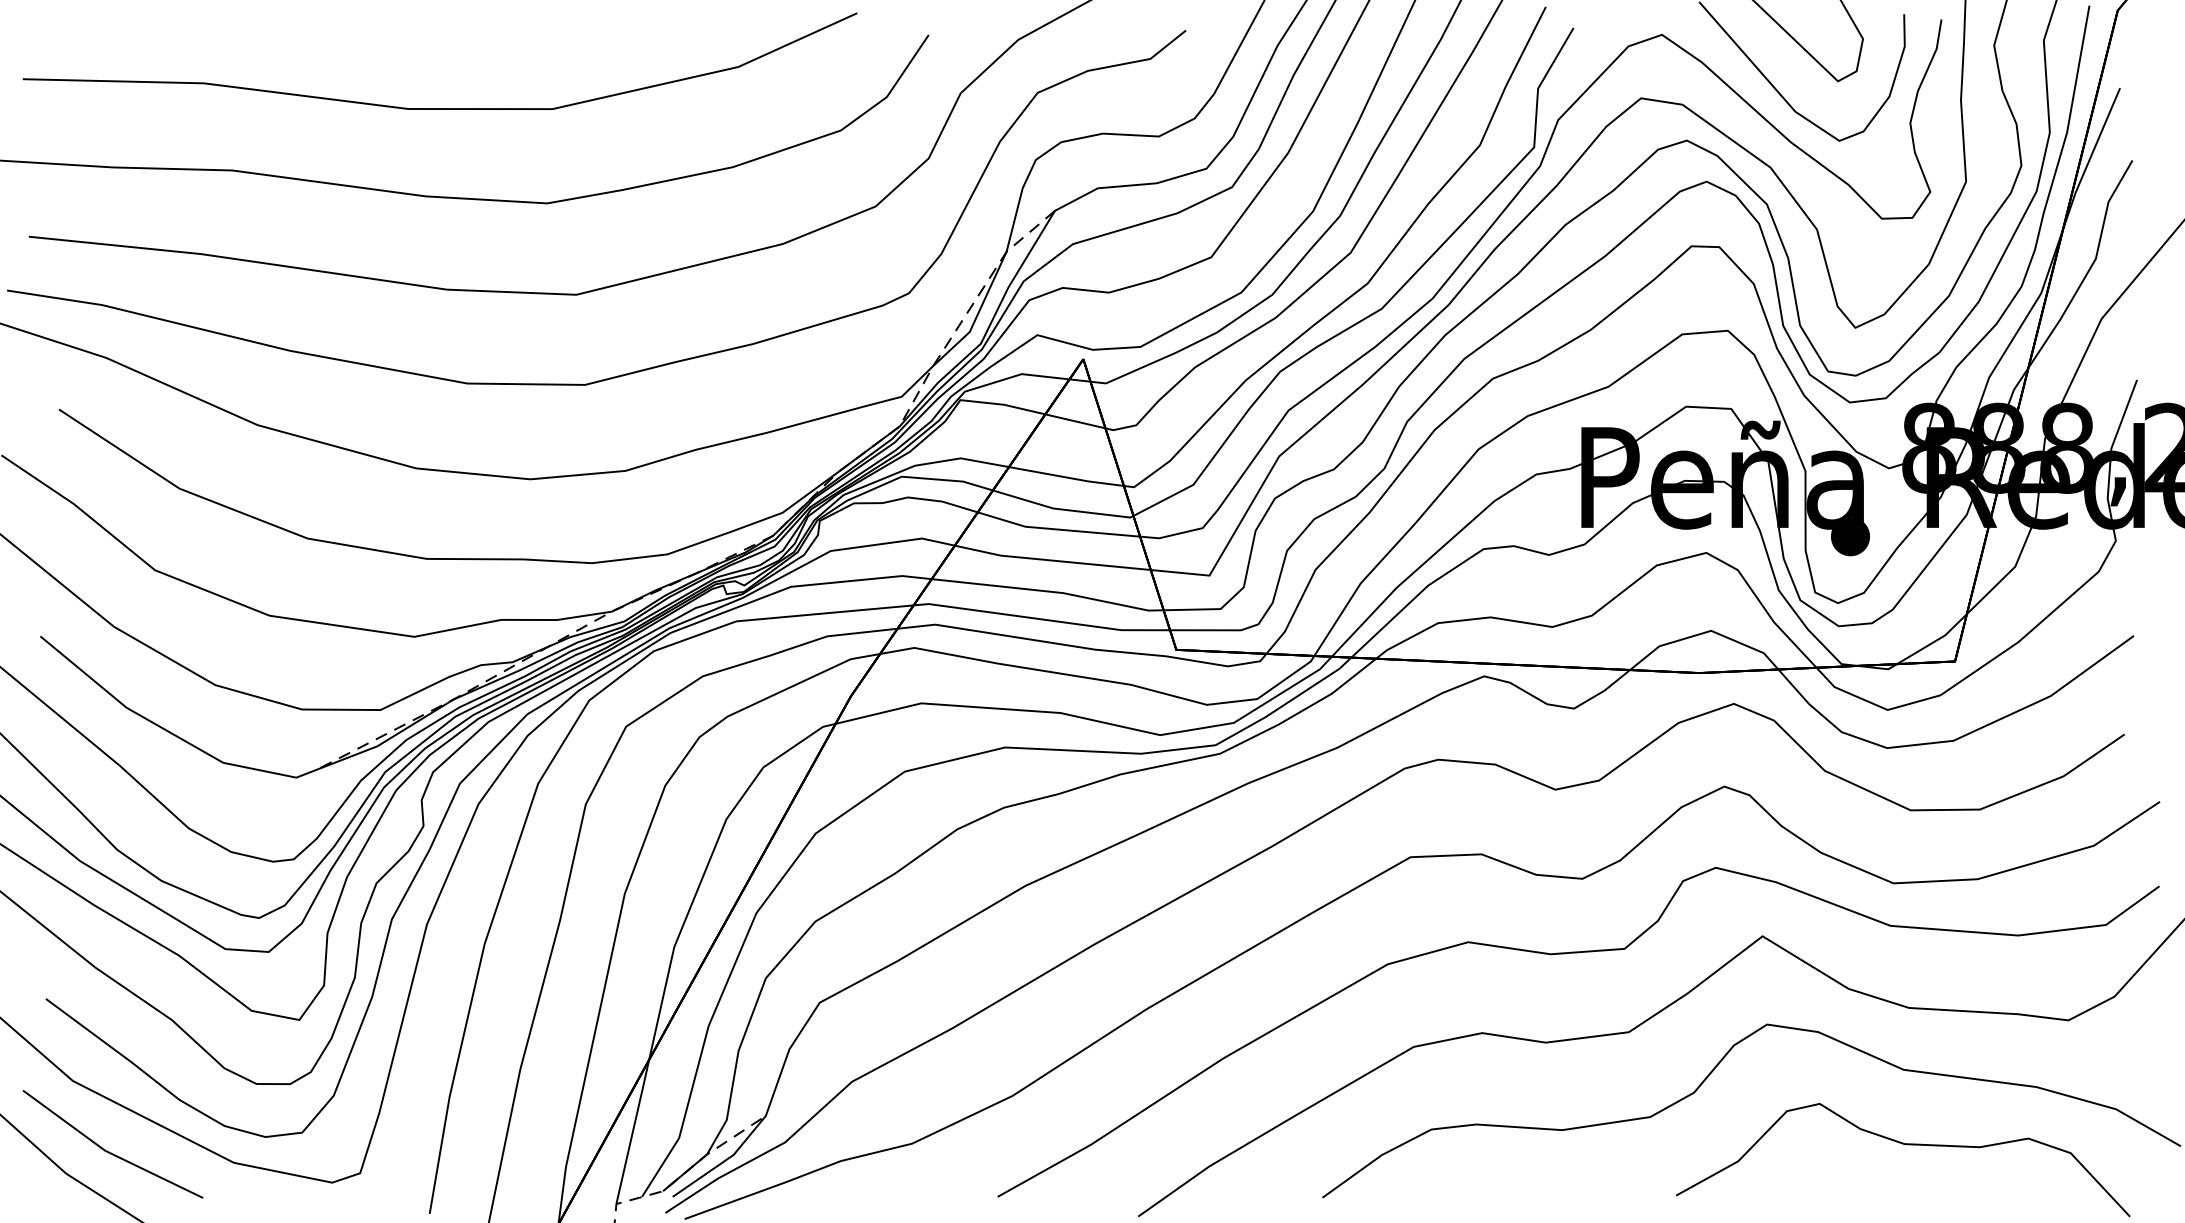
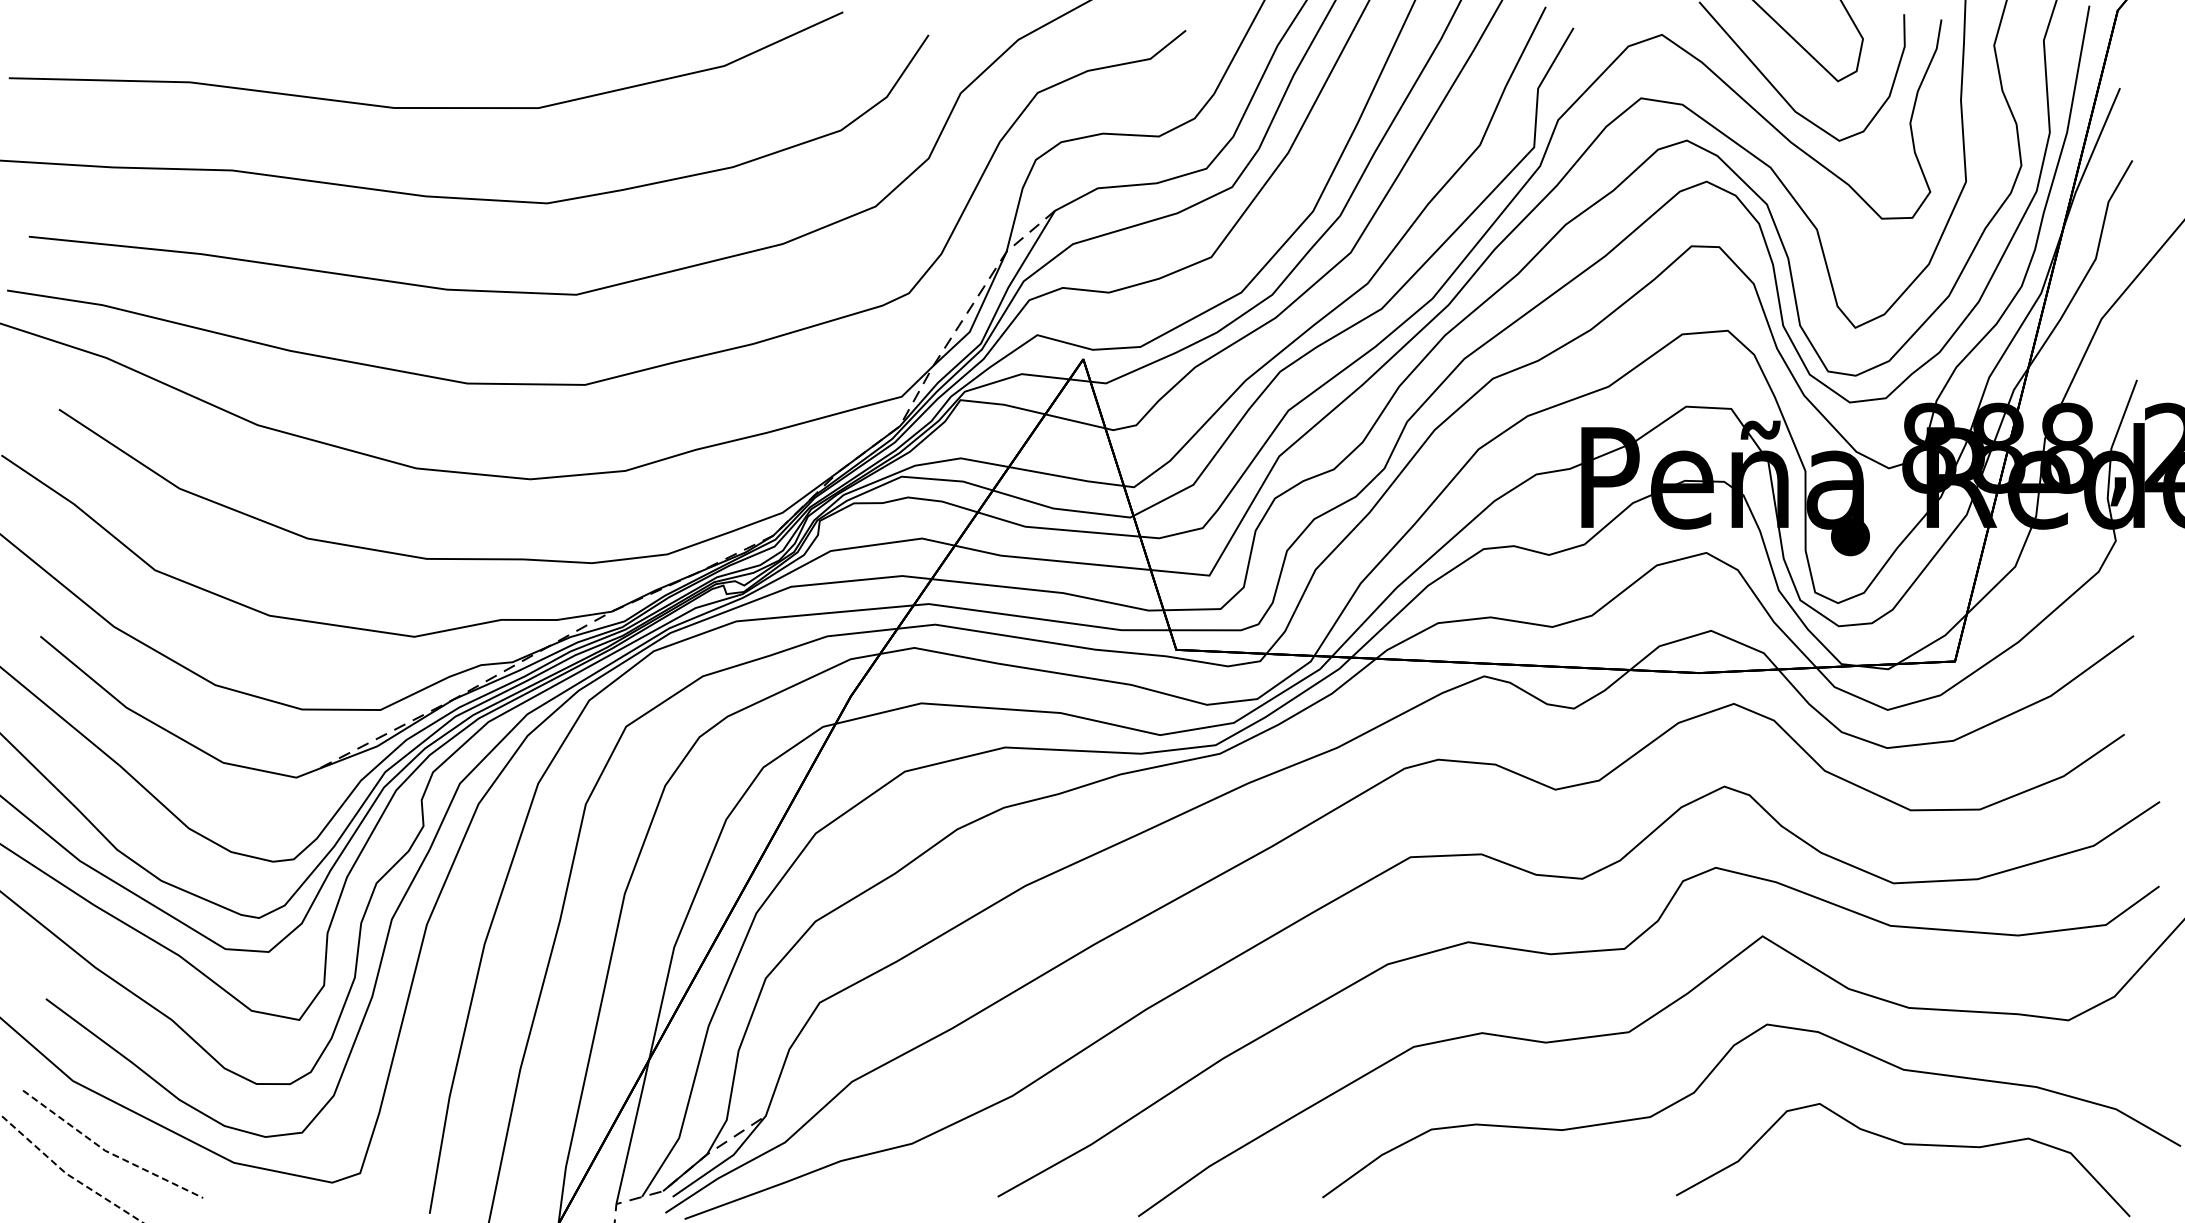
curve position: (439, 108) -> (425, 107) (425, 107)
line: solid -> dashed (107, 1152)
line: solid -> dashed (66, 1174)
